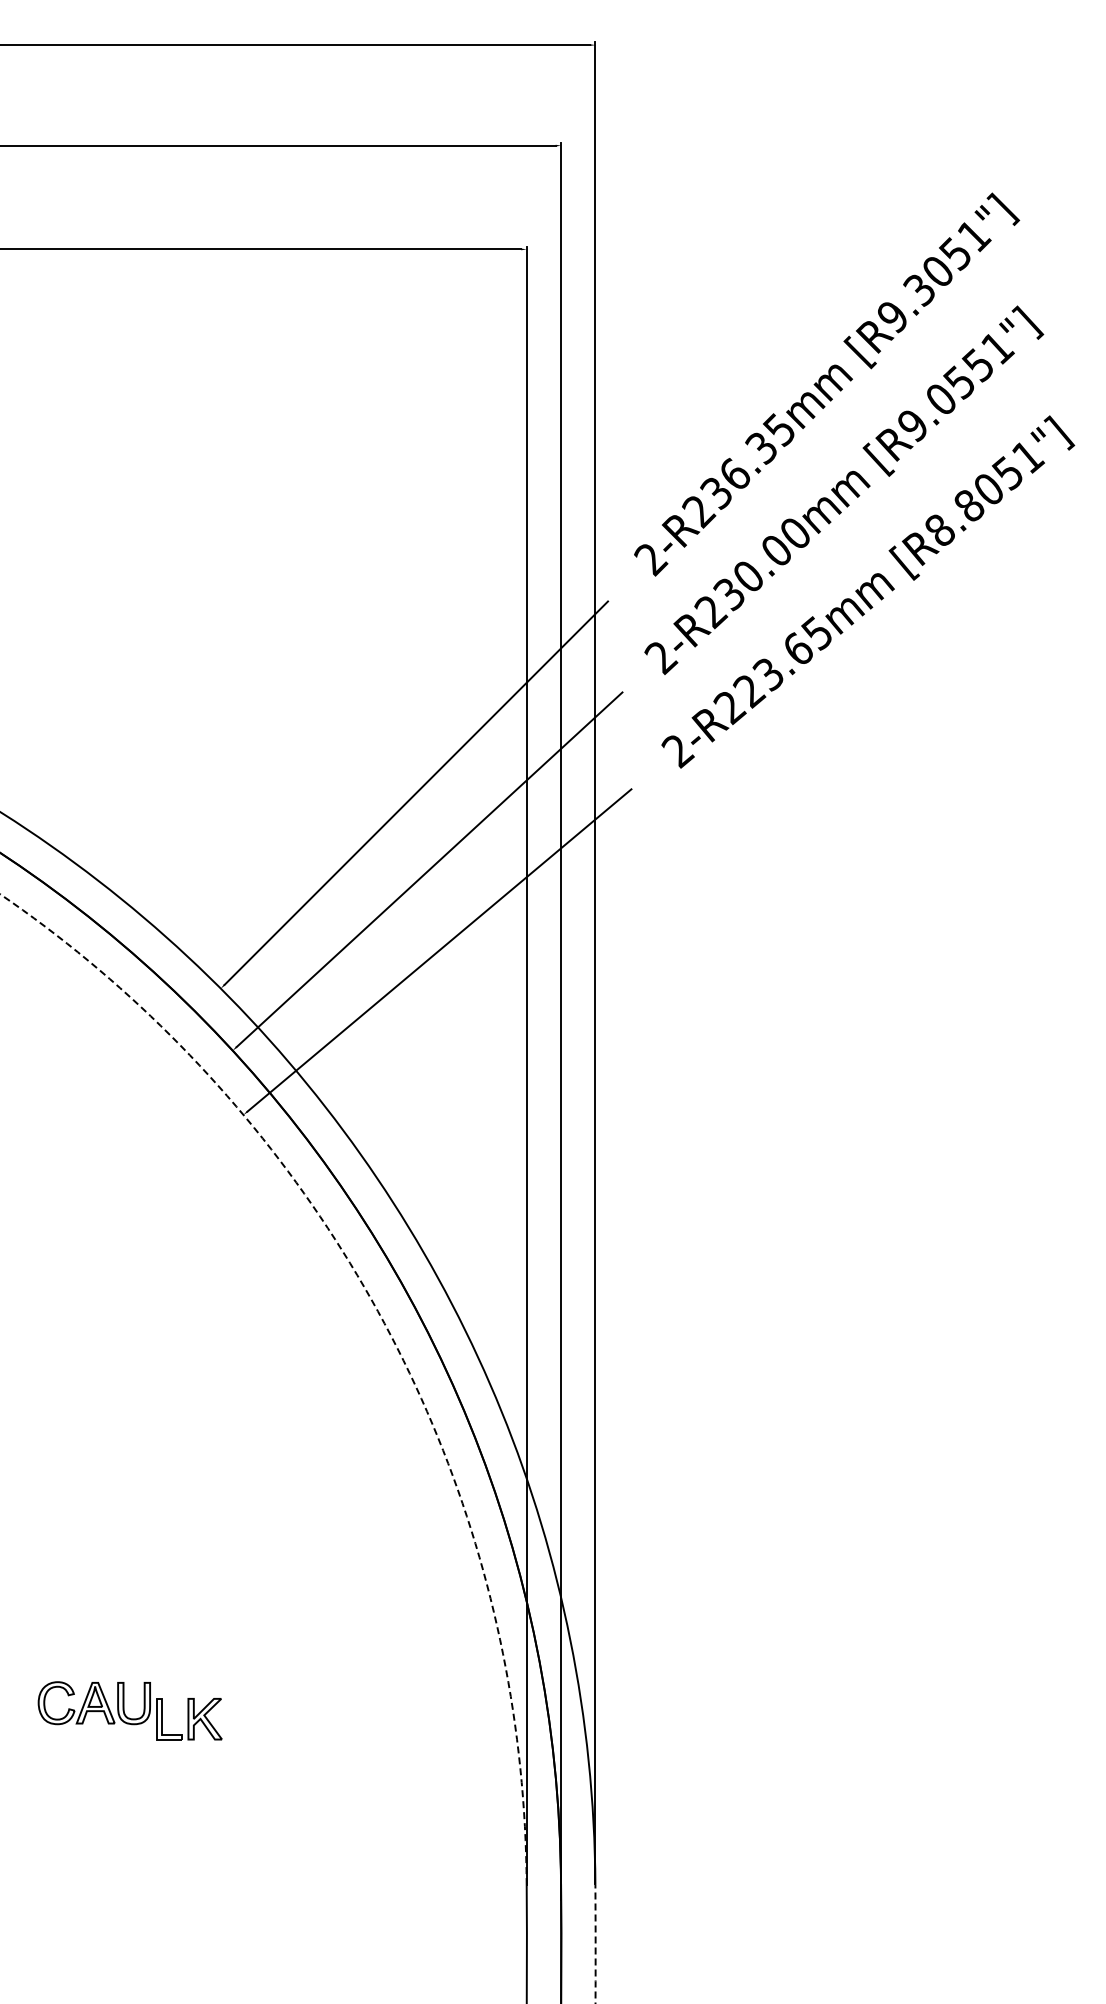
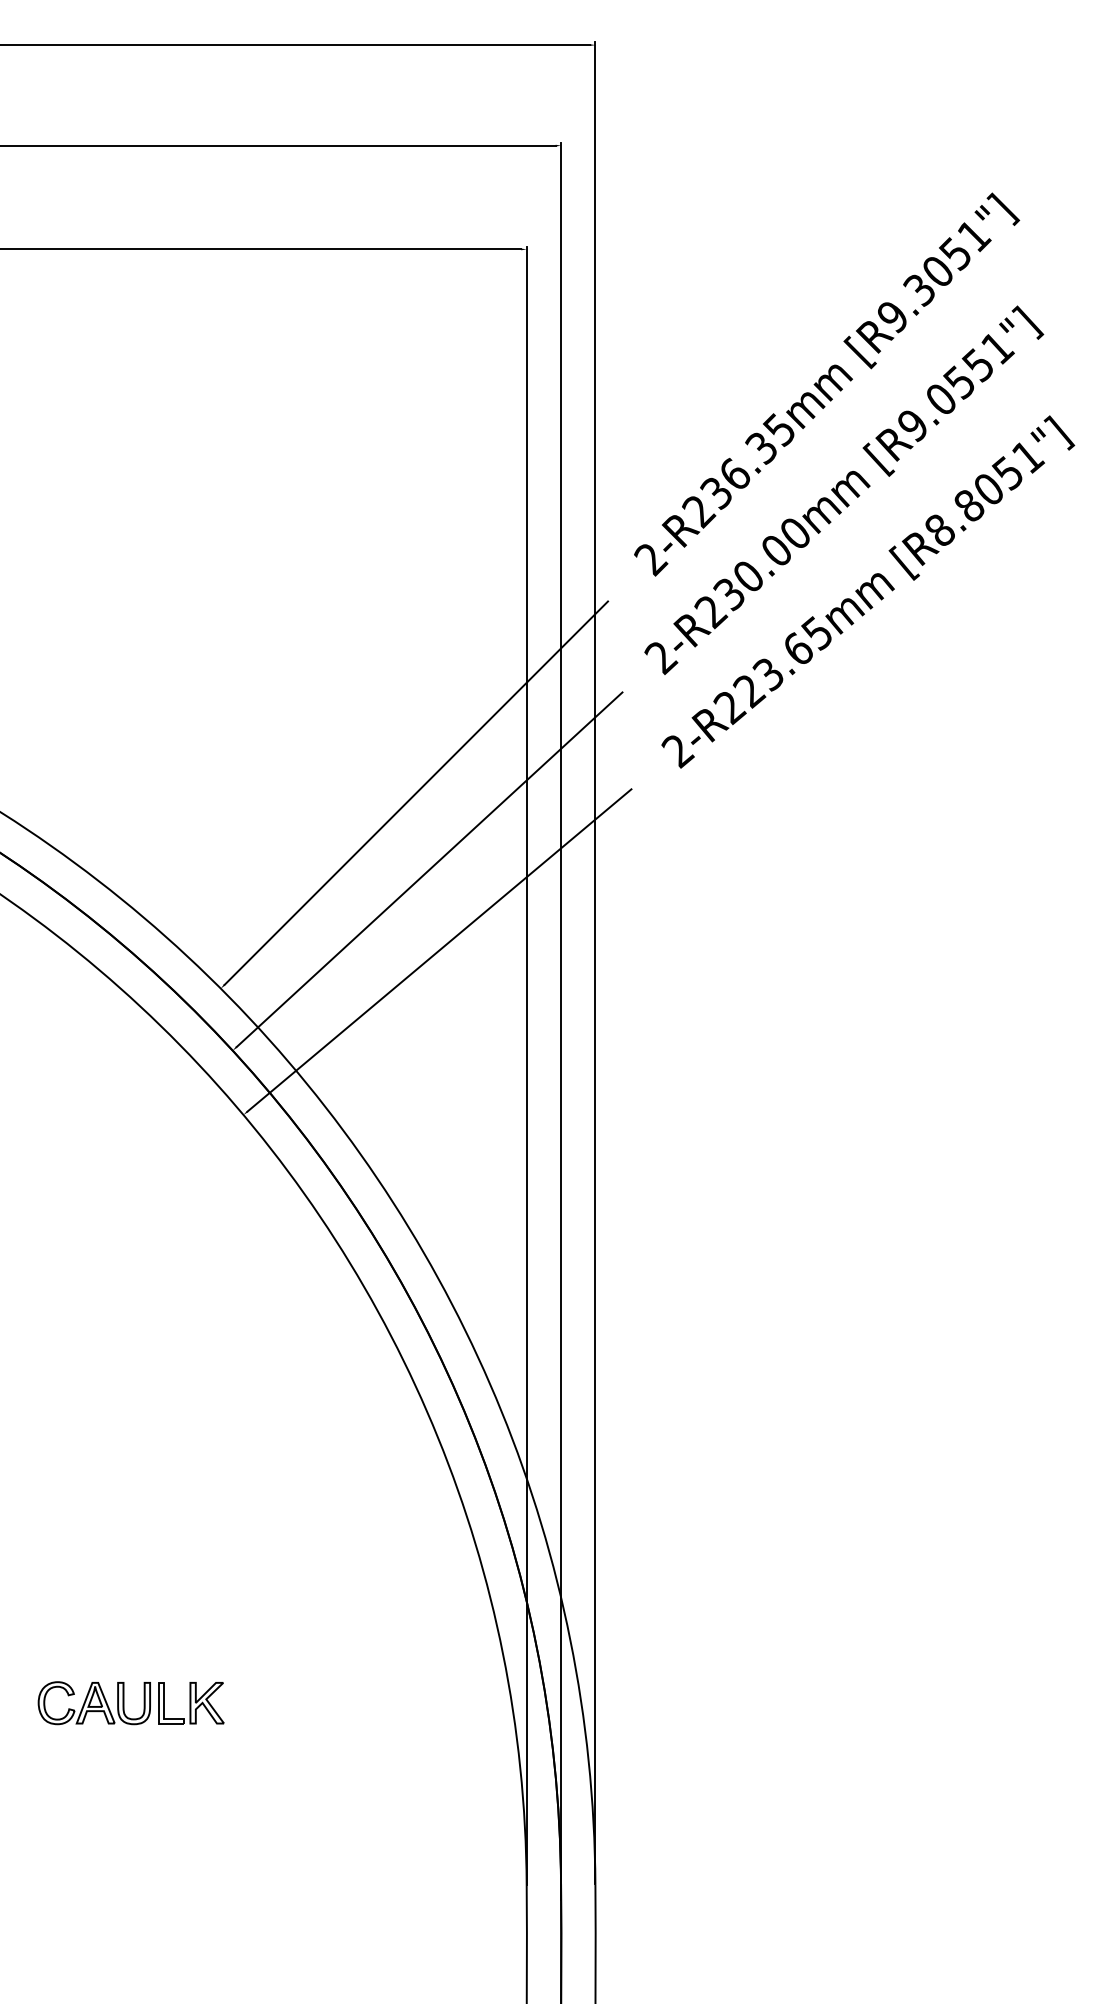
arc: dashed -> solid (385, 1326)
part position: (189, 1719) -> (191, 1703) (191, 1703)
arc: dashed -> solid (595, 1944)
